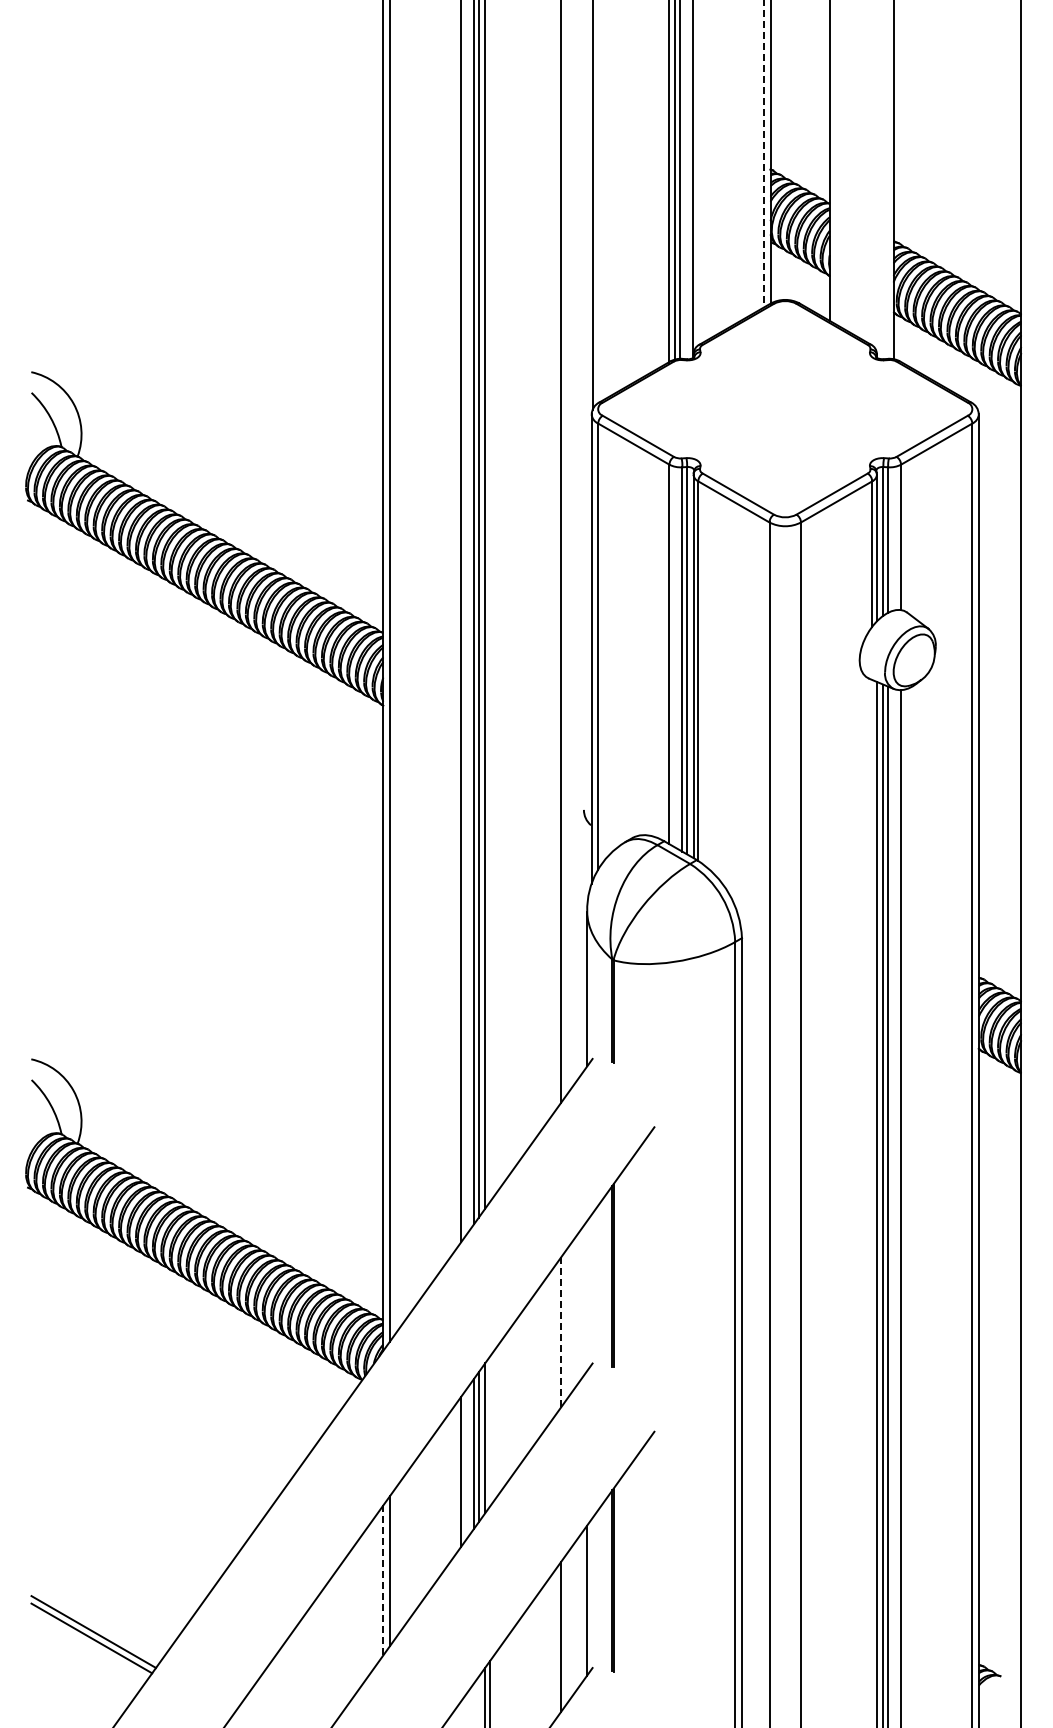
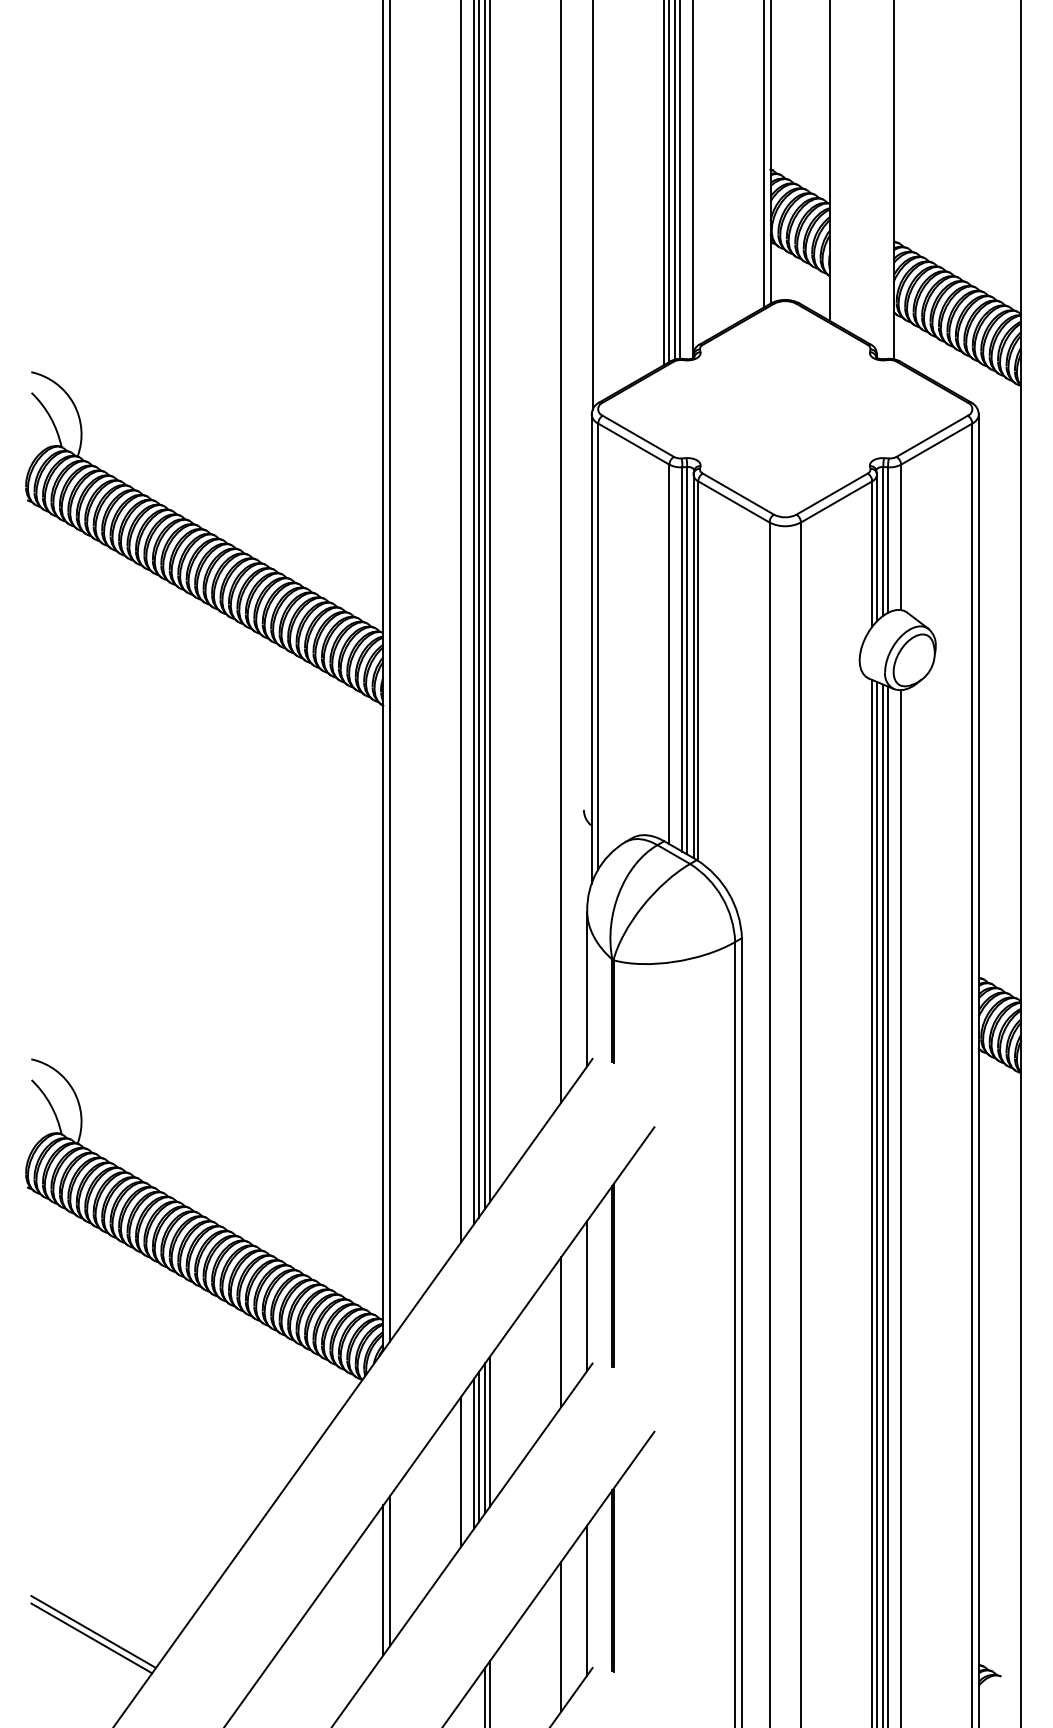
line: dashed -> solid (764, 154)
line: none -> present (663, 183)
line: none -> present (489, 602)
line: none -> present (872, 1202)
line: none -> present (587, 1295)
line: dashed -> solid (561, 1332)
line: none -> present (489, 1431)
line: dashed -> solid (383, 1580)
